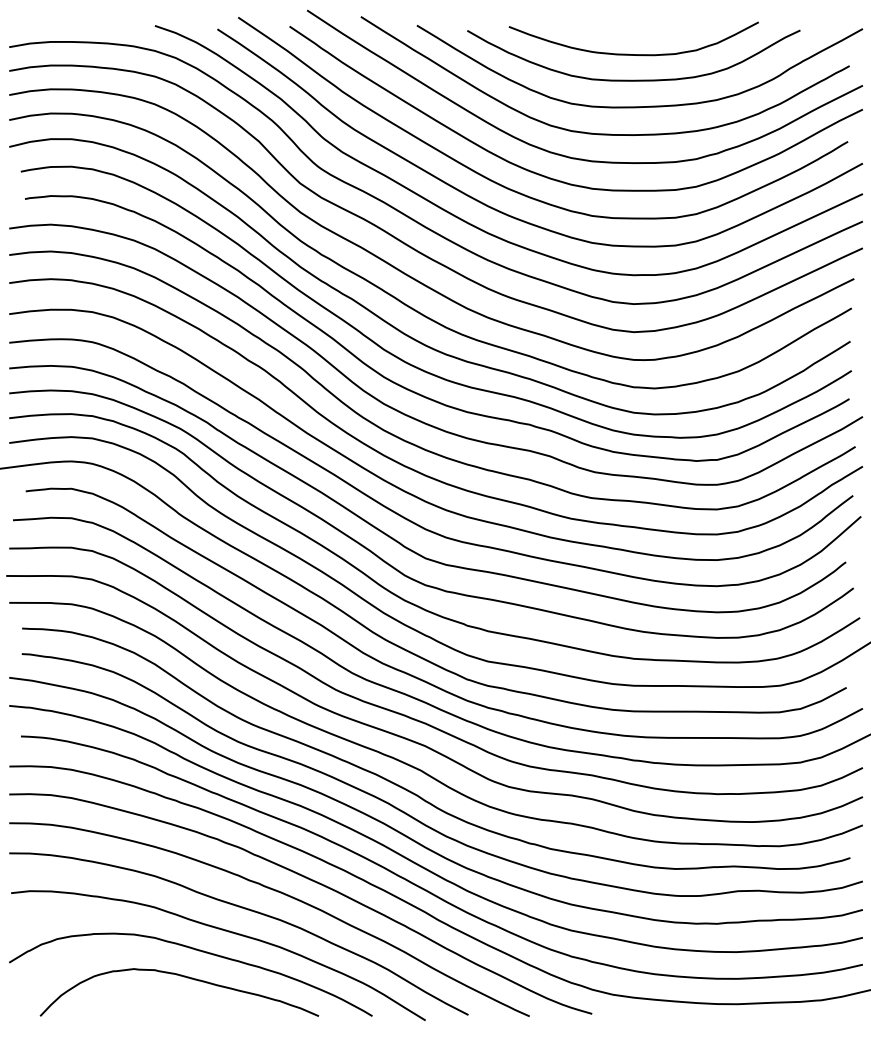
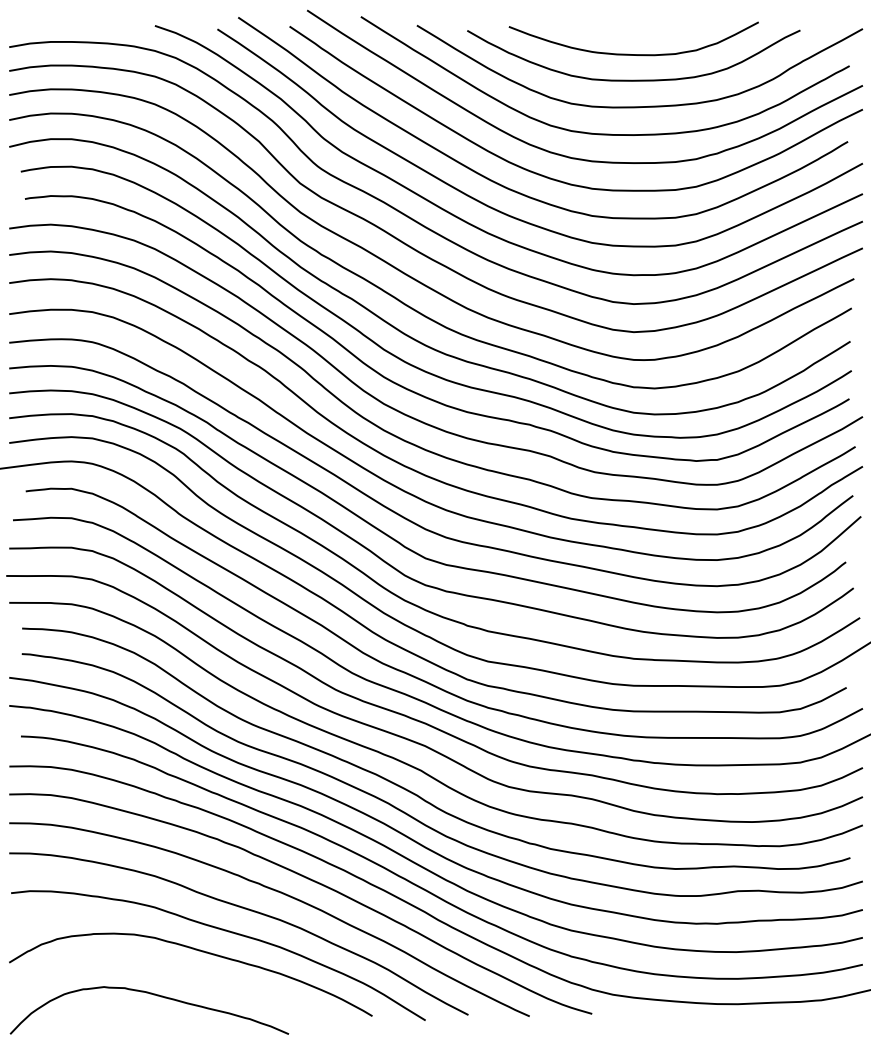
curve position: (183, 977) -> (153, 995) (153, 995)
